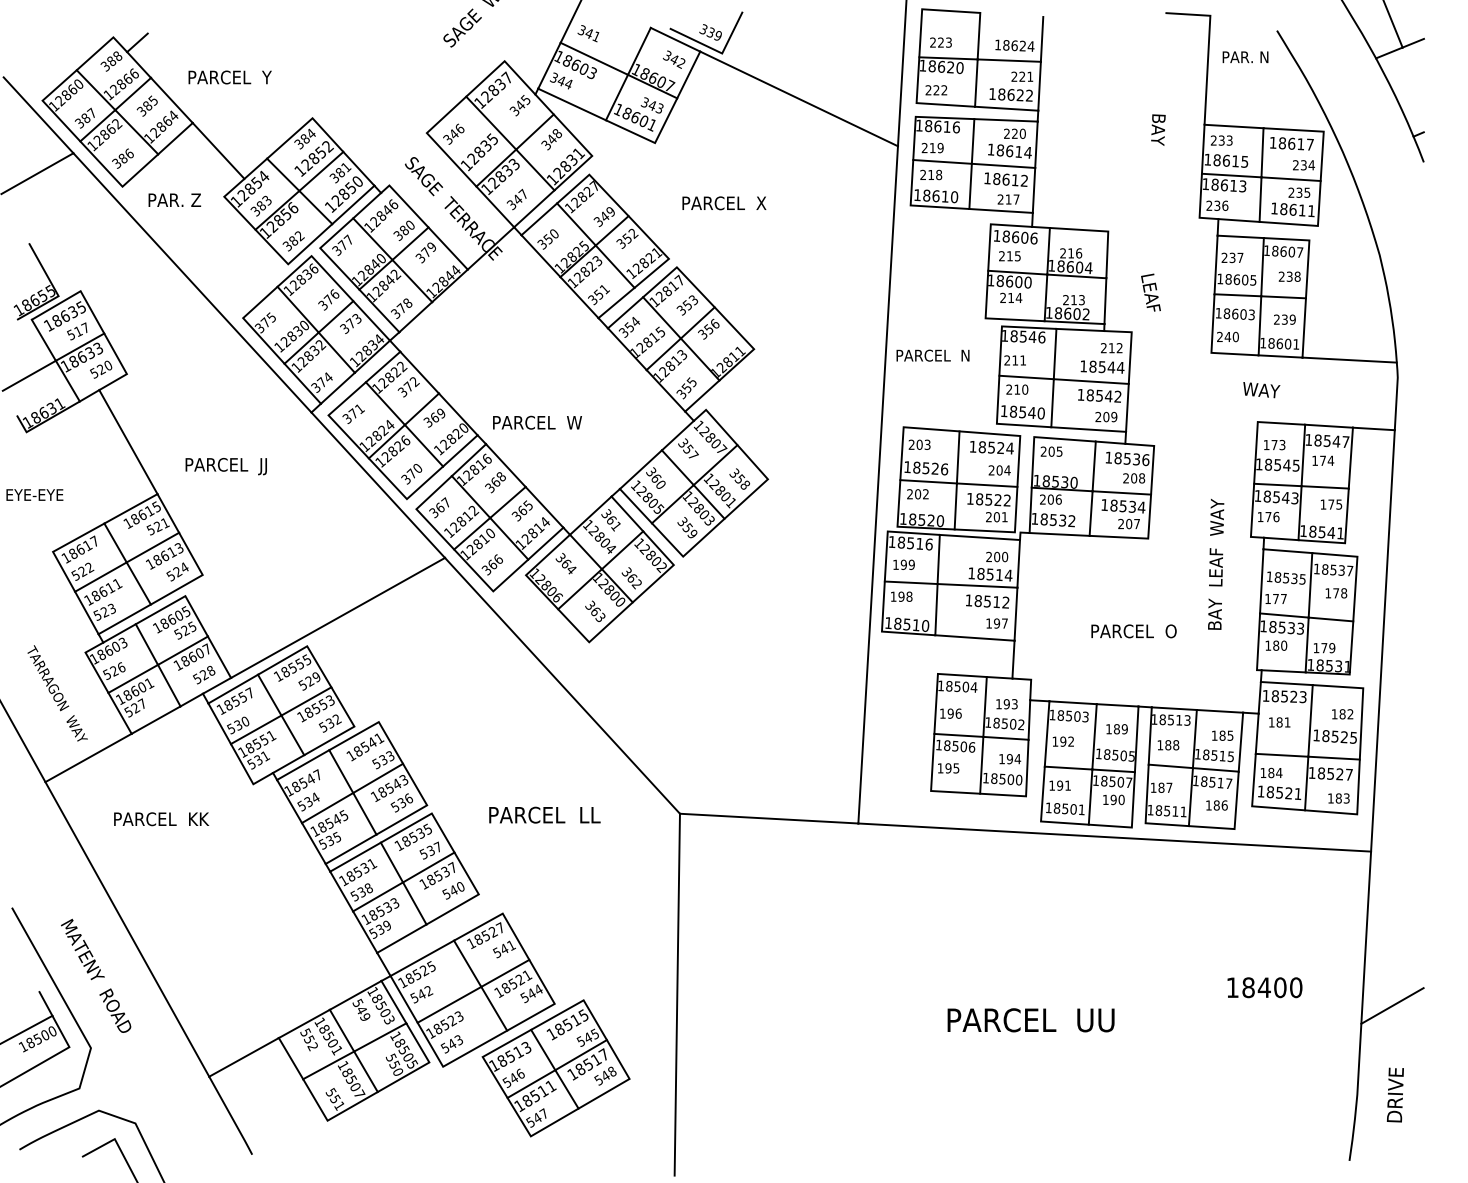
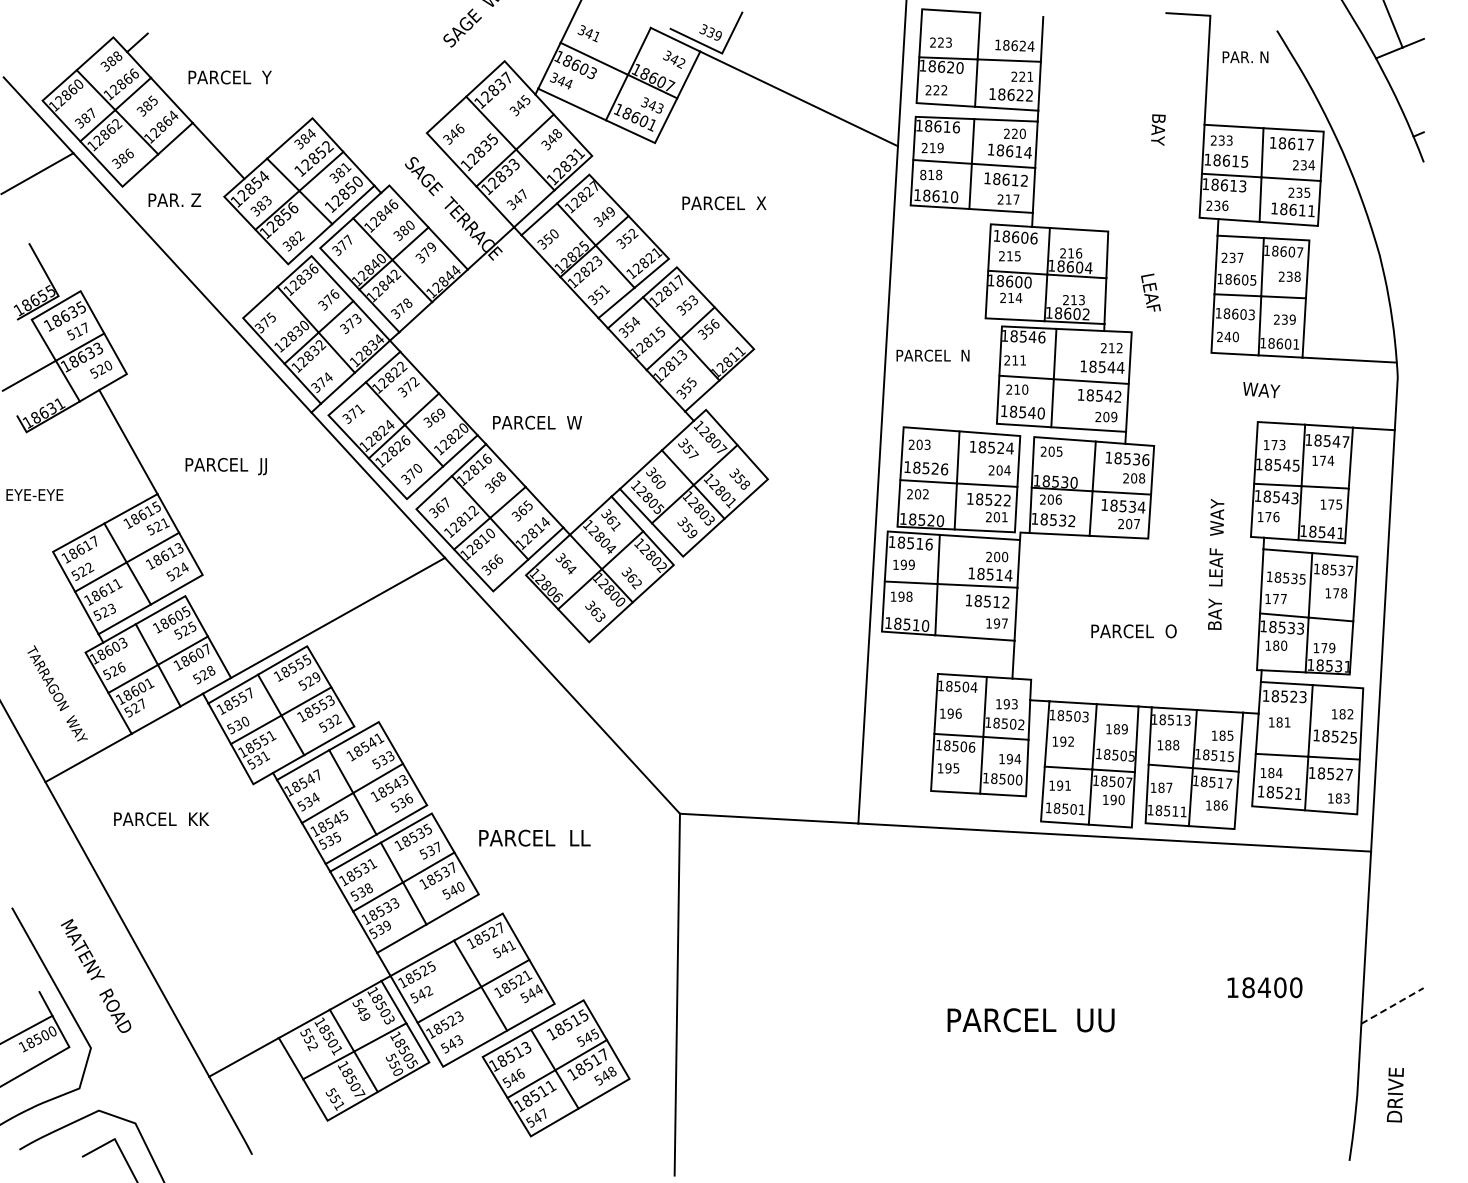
text: 218 -> 818 (923, 175)
text position: (544, 814) -> (534, 837) (534, 837)
line: solid -> dashed (1392, 1005)
